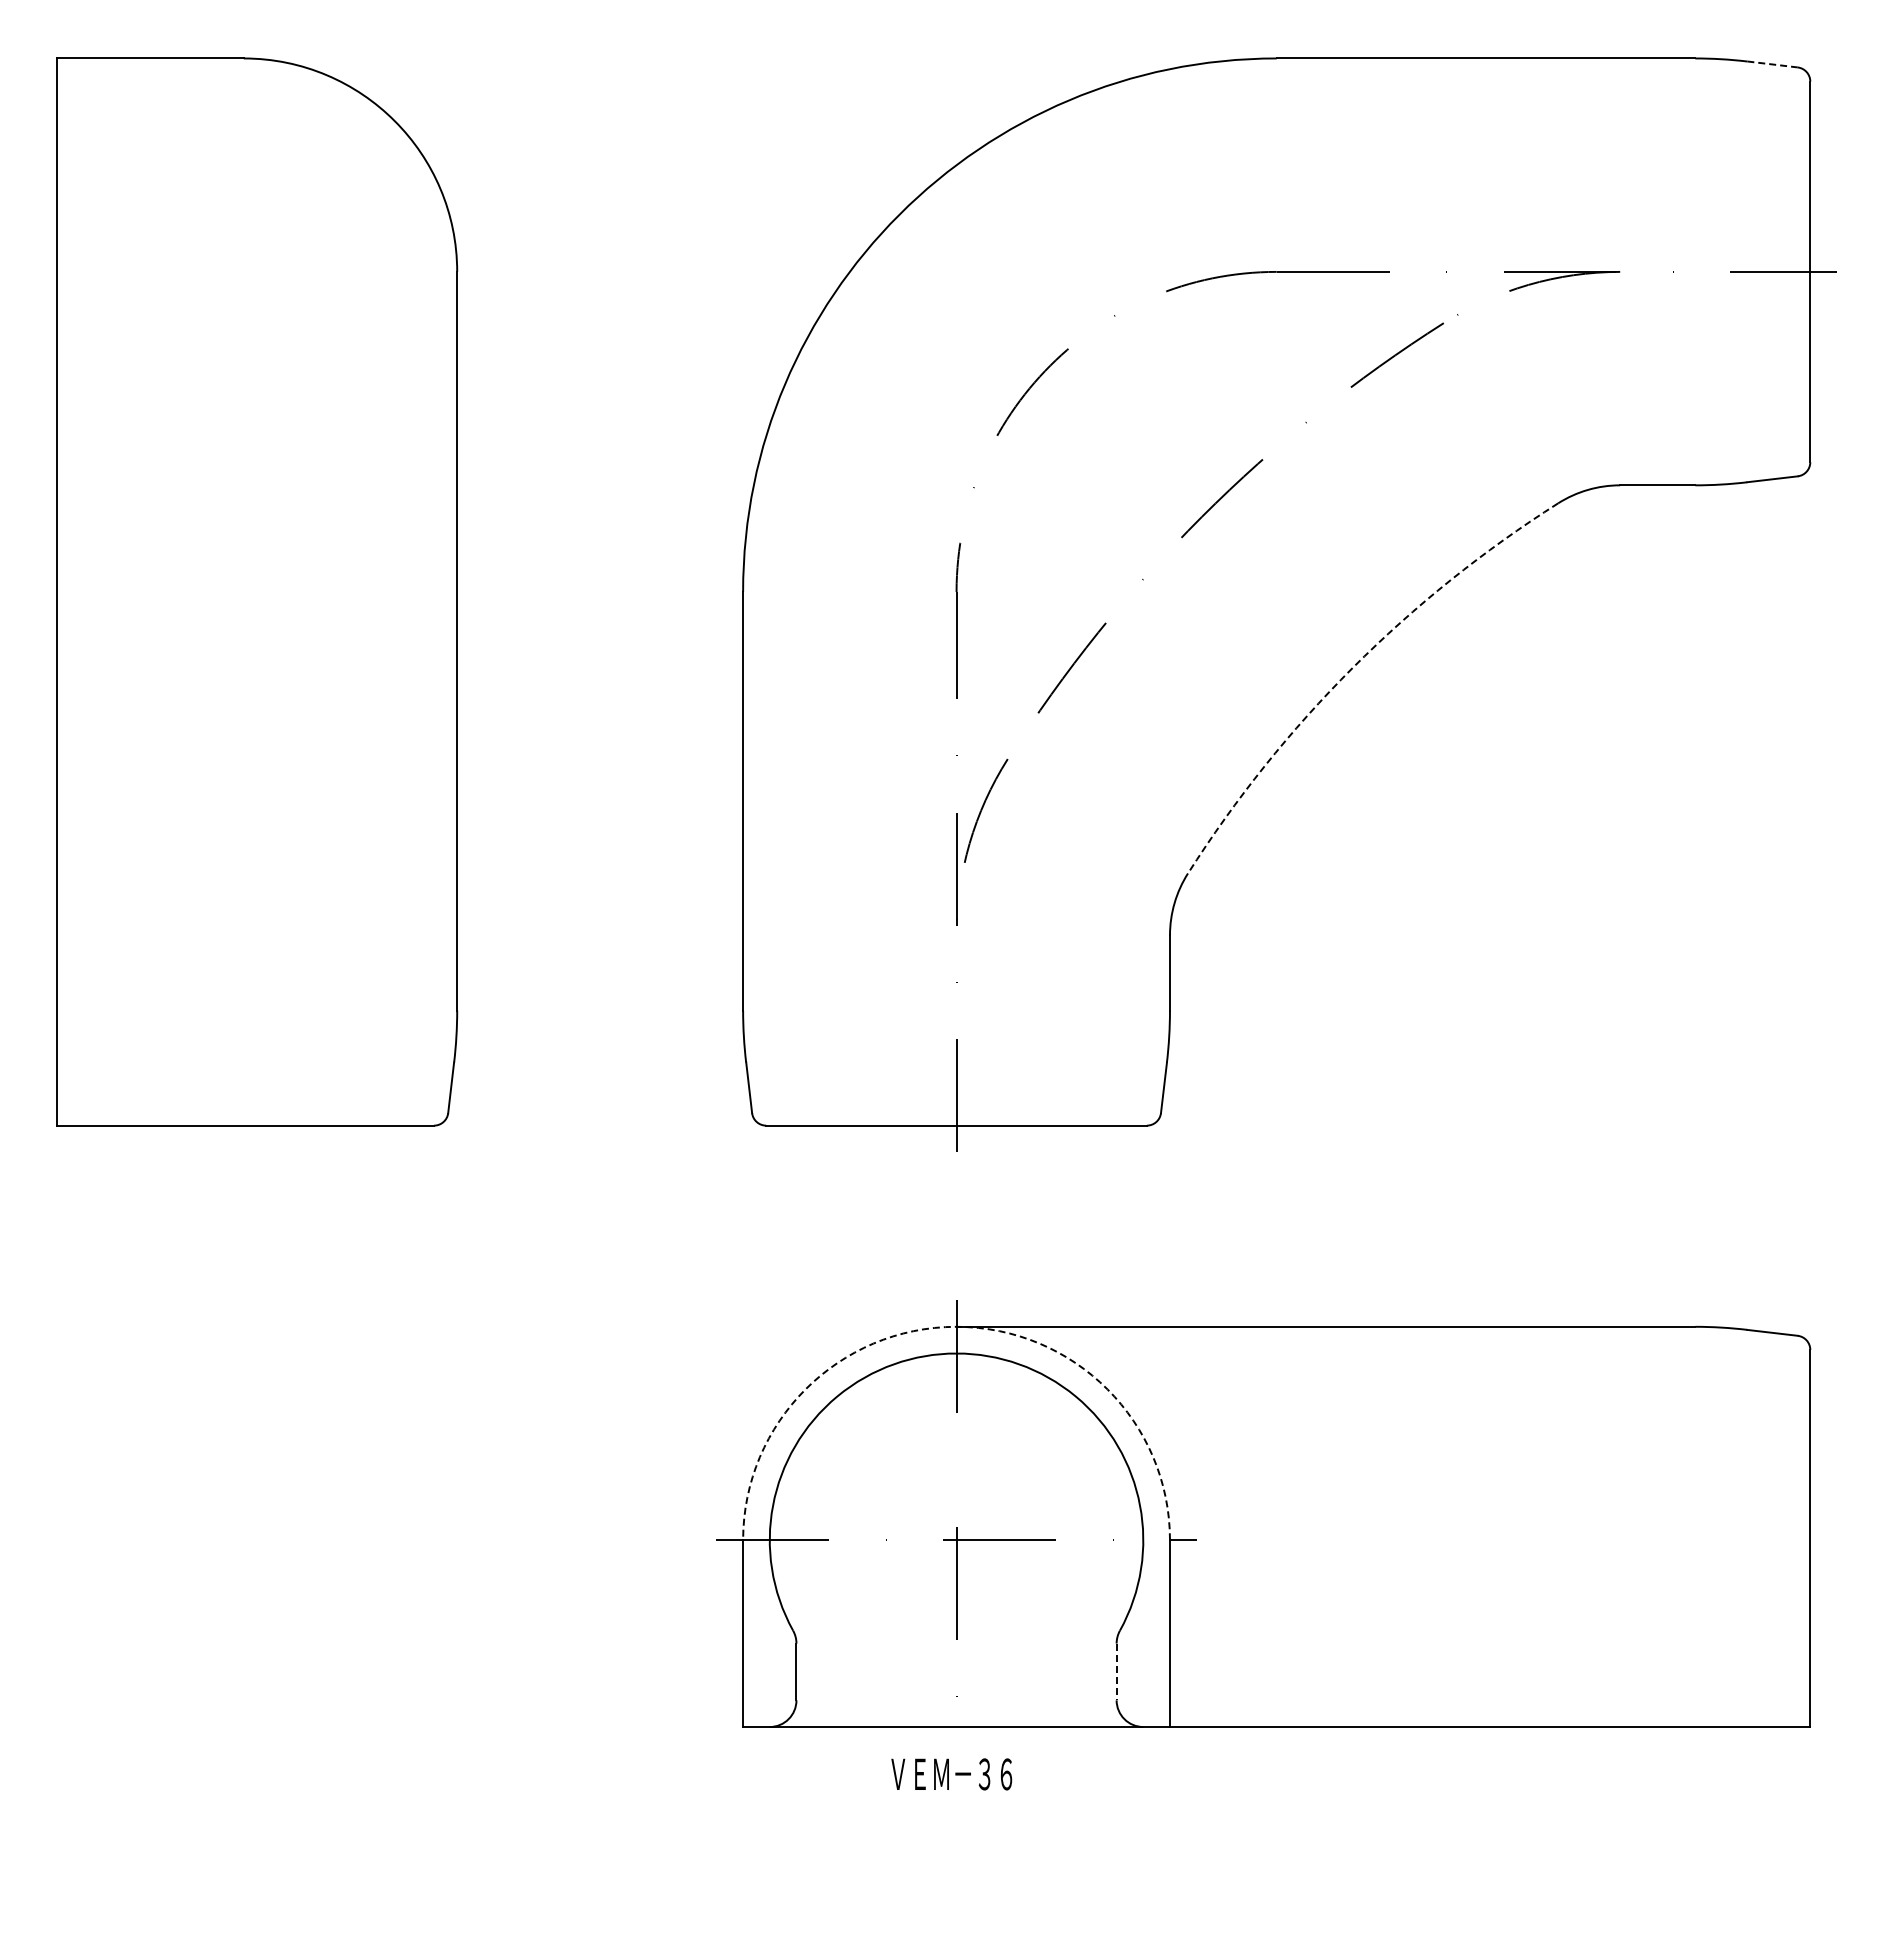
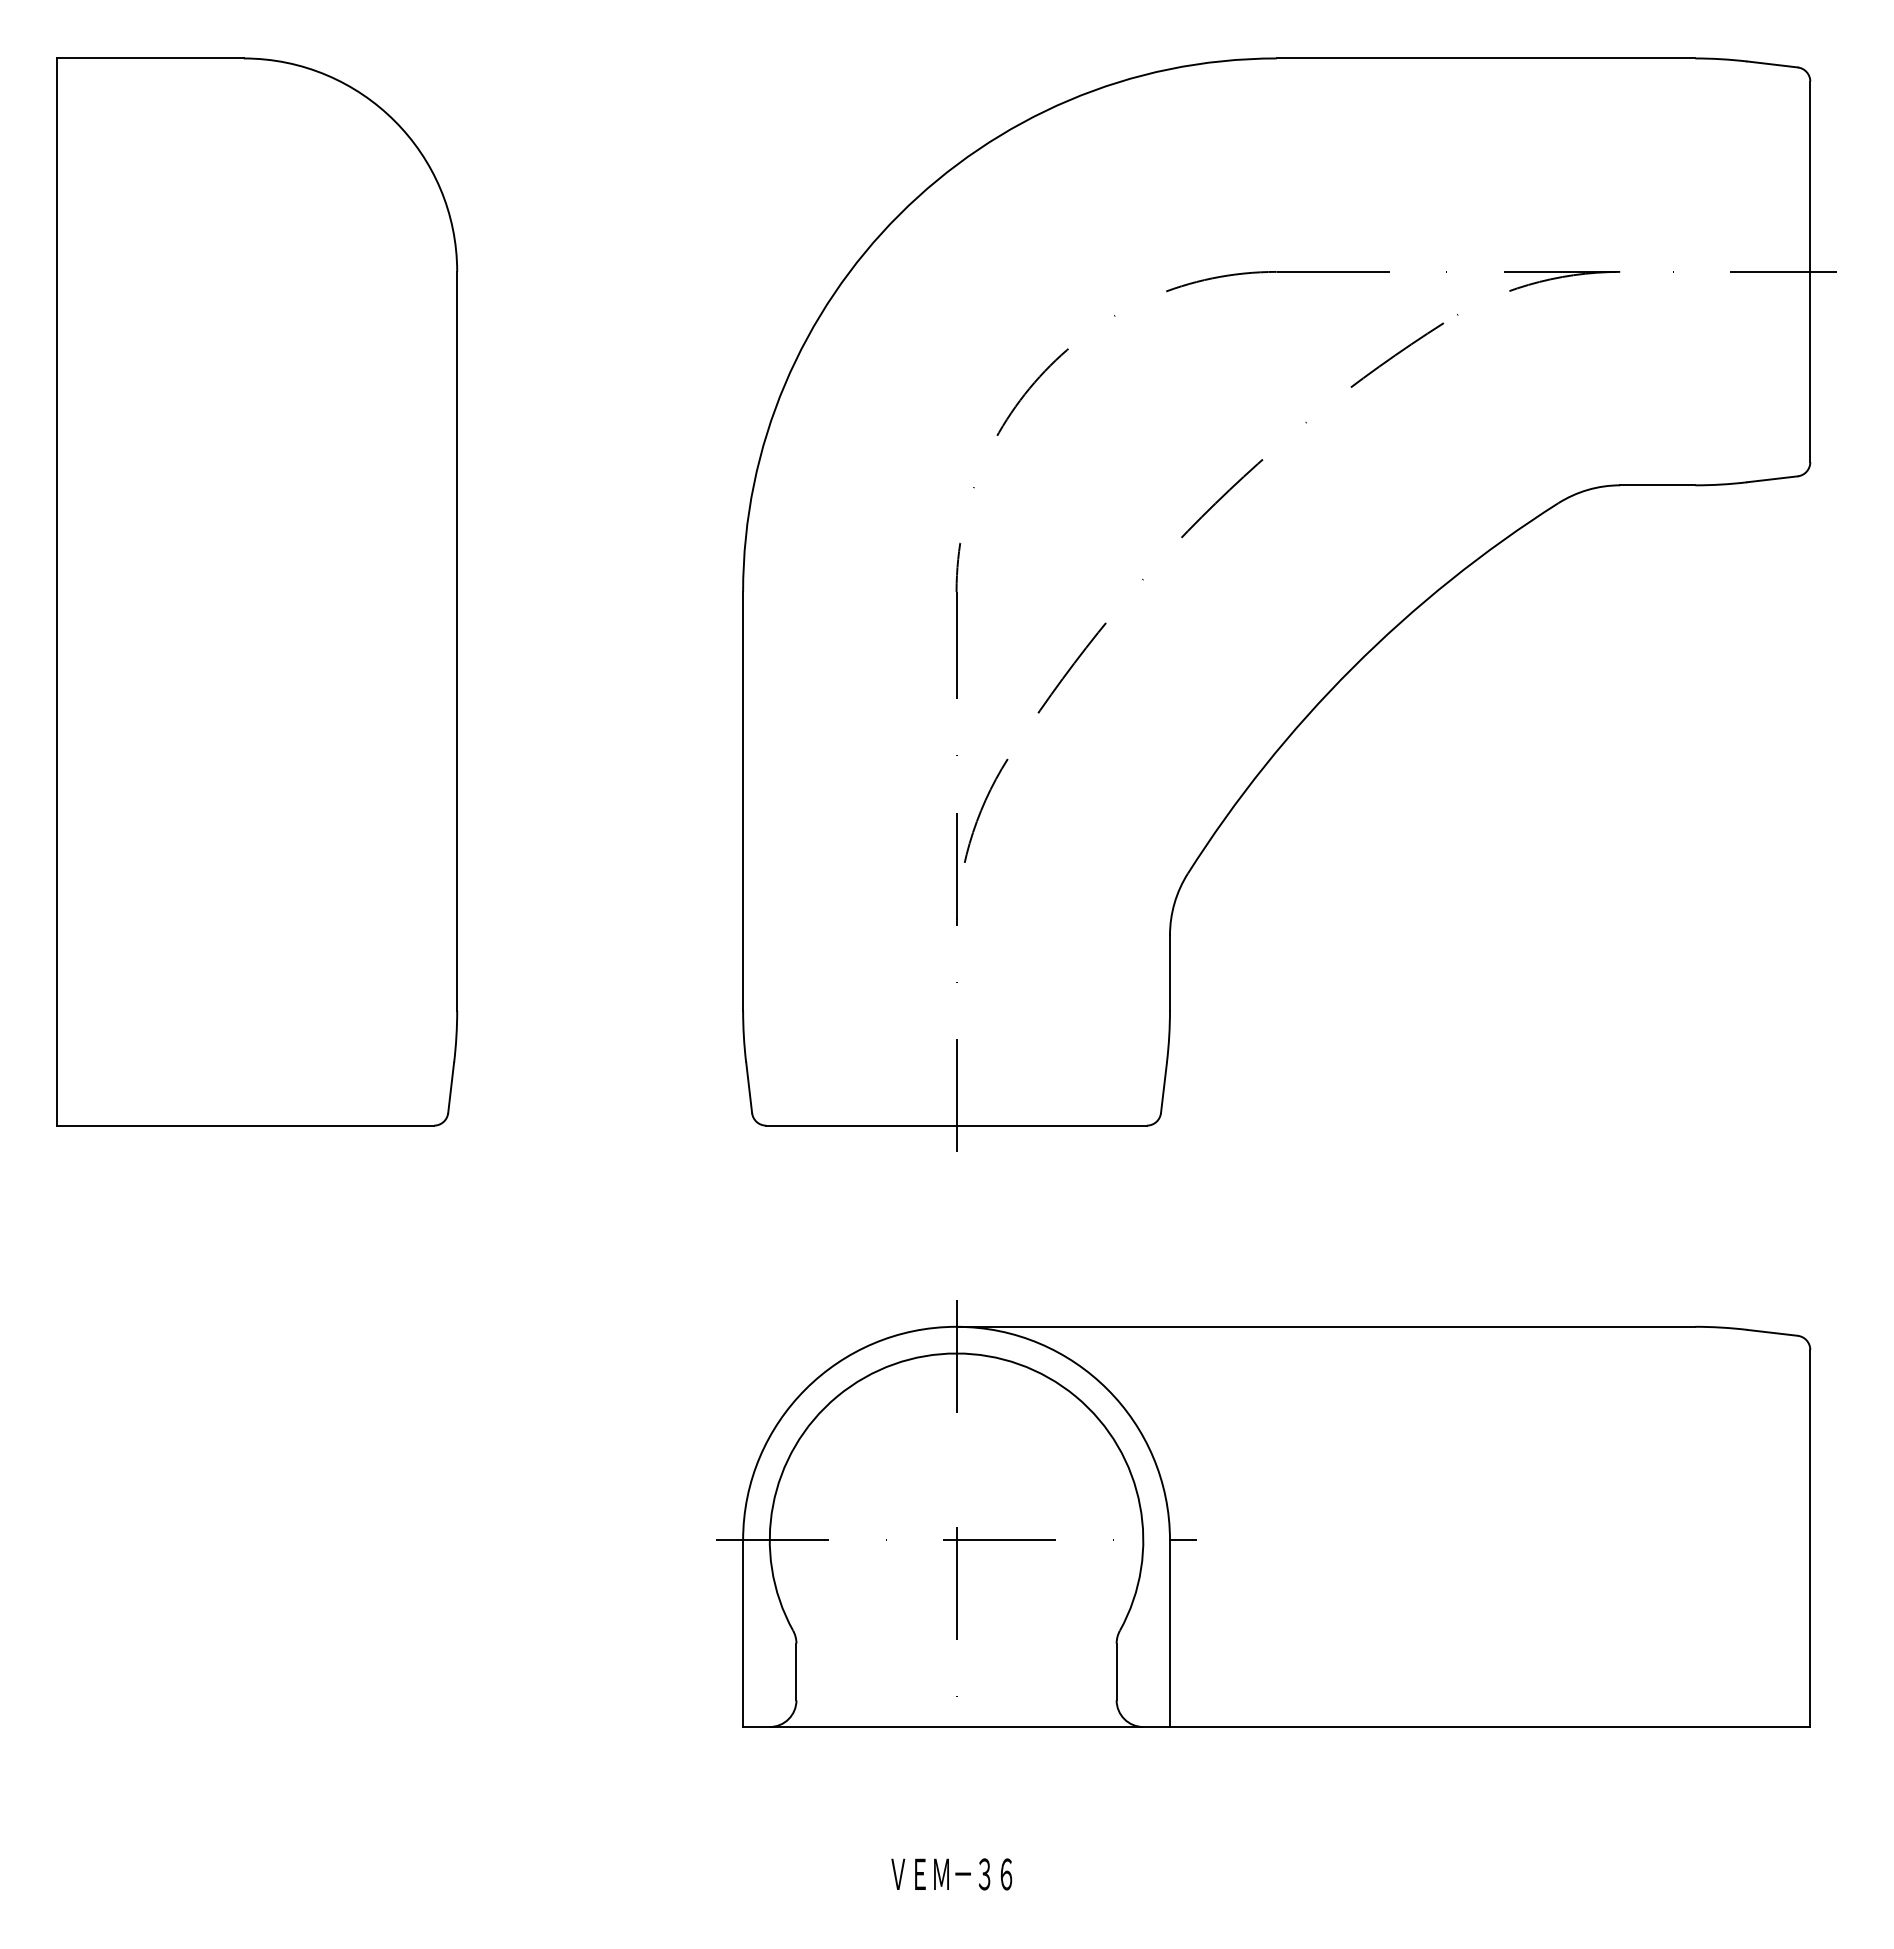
line: dashed -> solid (1773, 64)
arc: dashed -> solid (1352, 668)
arc: dashed -> solid (956, 1326)
line: dashed -> solid (1116, 1672)
text position: (951, 1774) -> (951, 1874) (951, 1874)
